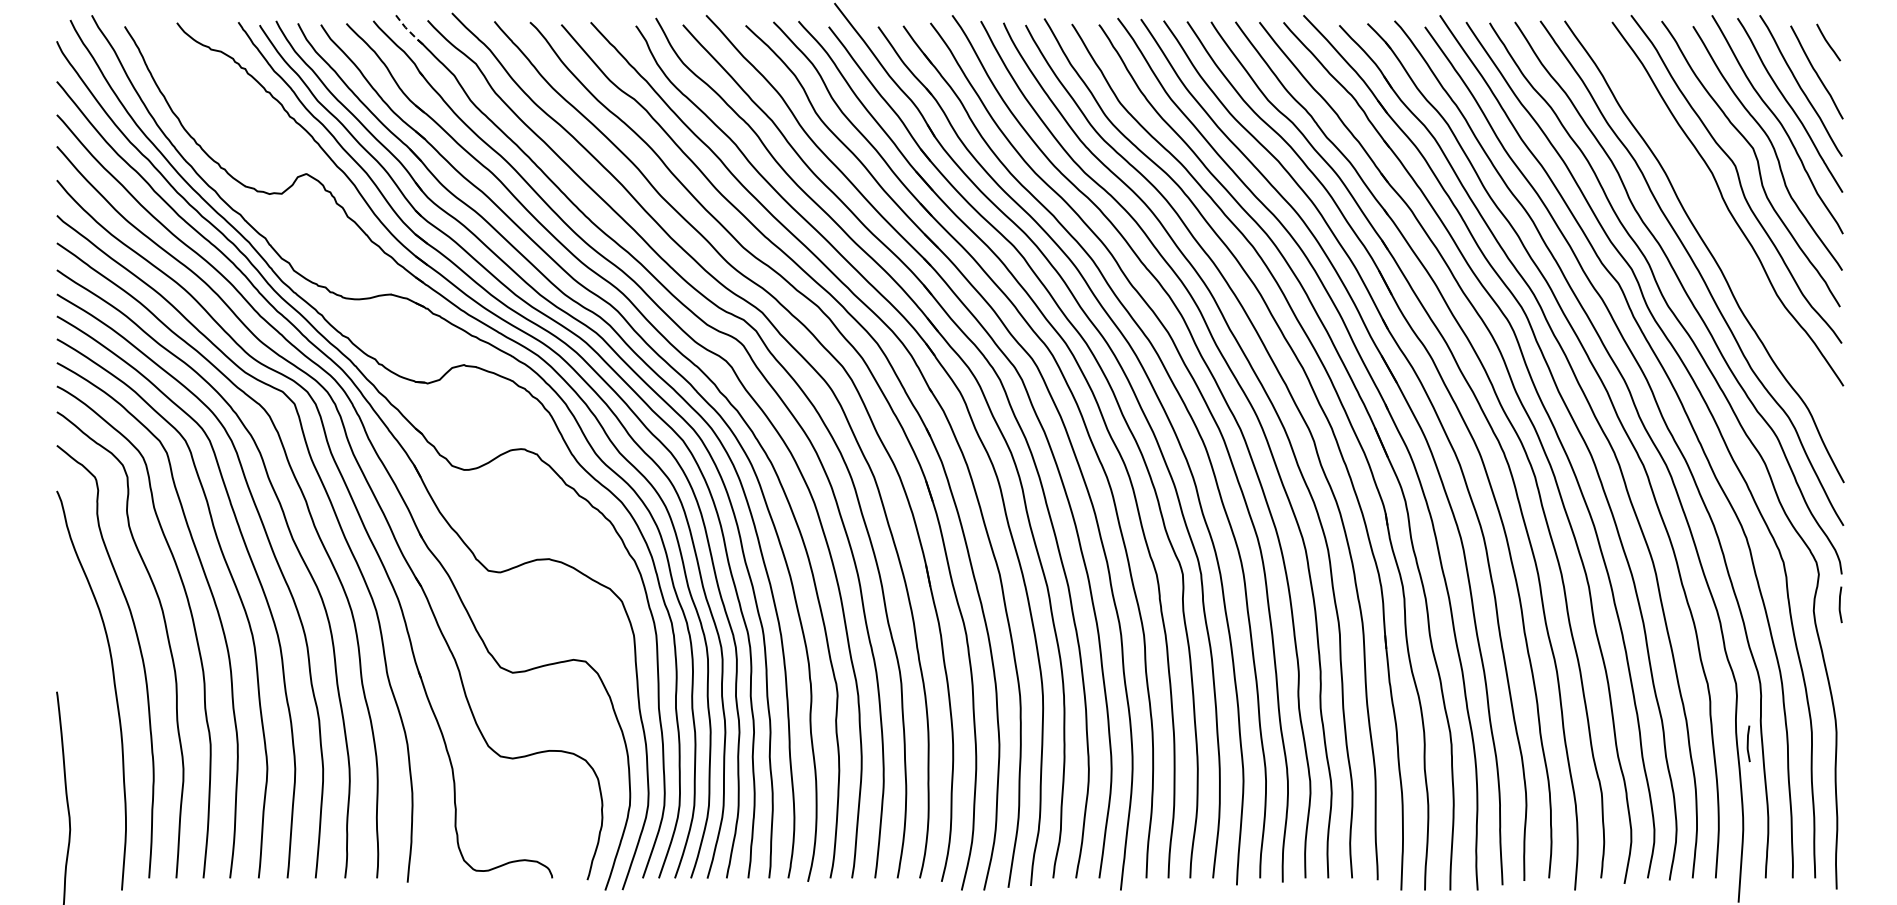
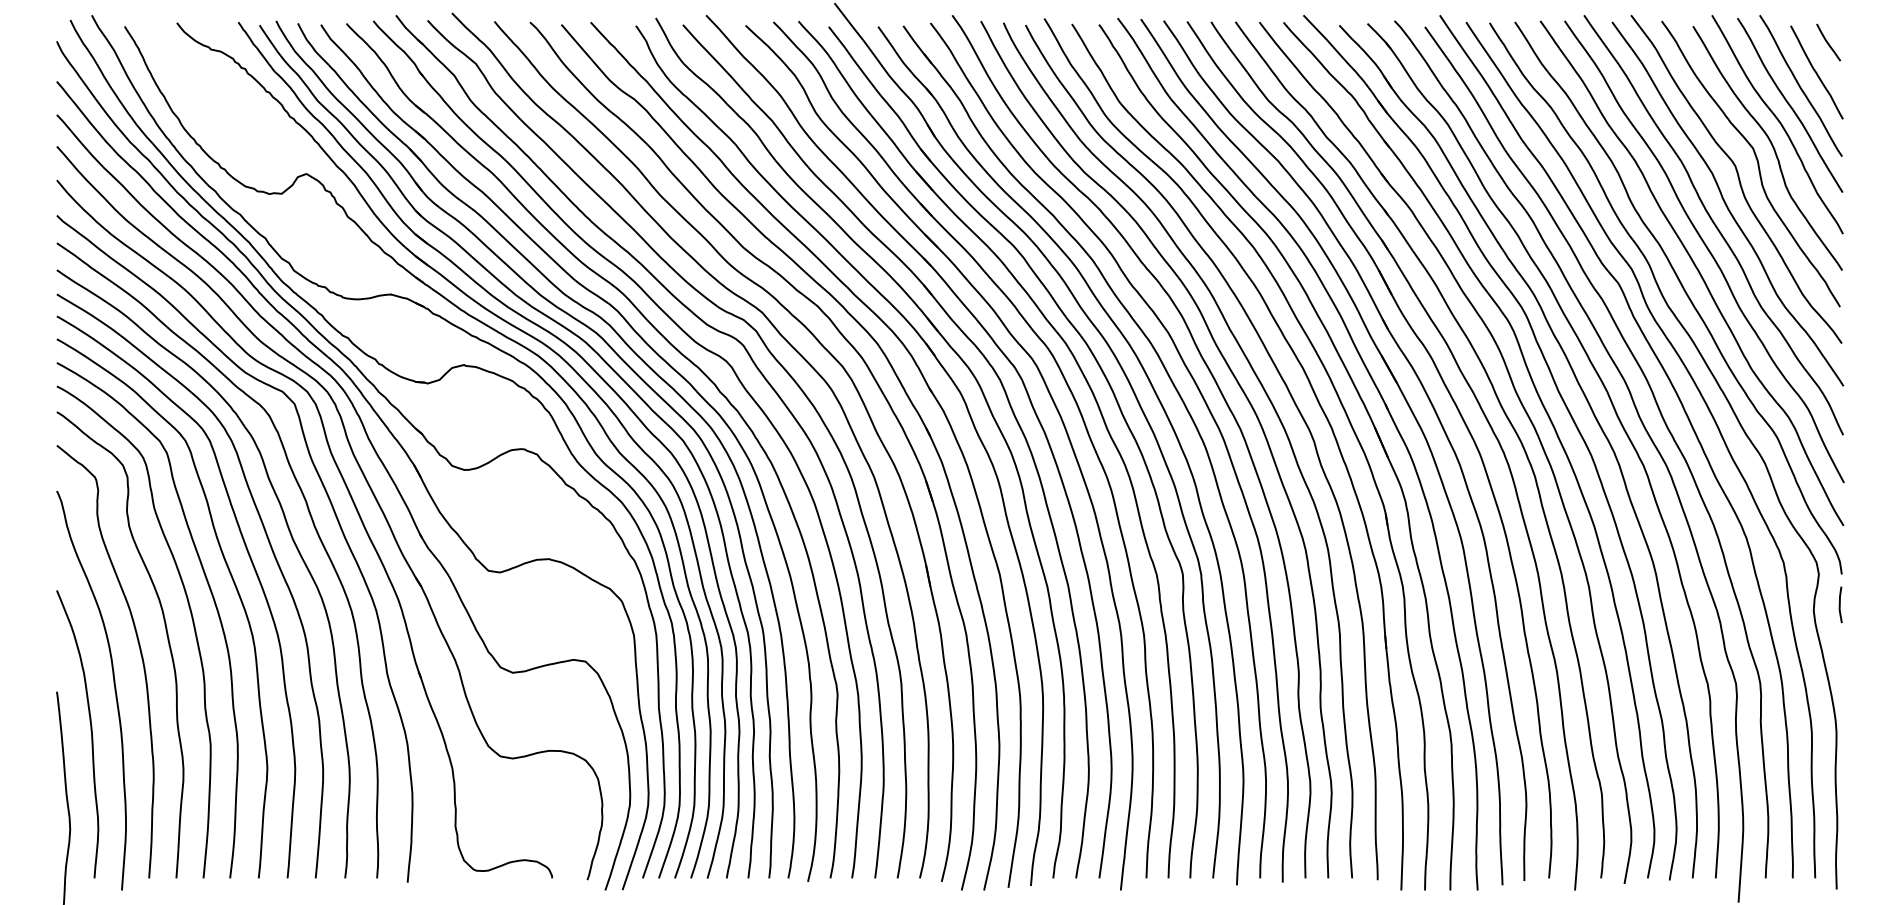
line: dashed -> solid (408, 30)
curve: none -> present (1713, 224)
curve: none -> present (90, 731)
line: present -> none (1748, 743)
